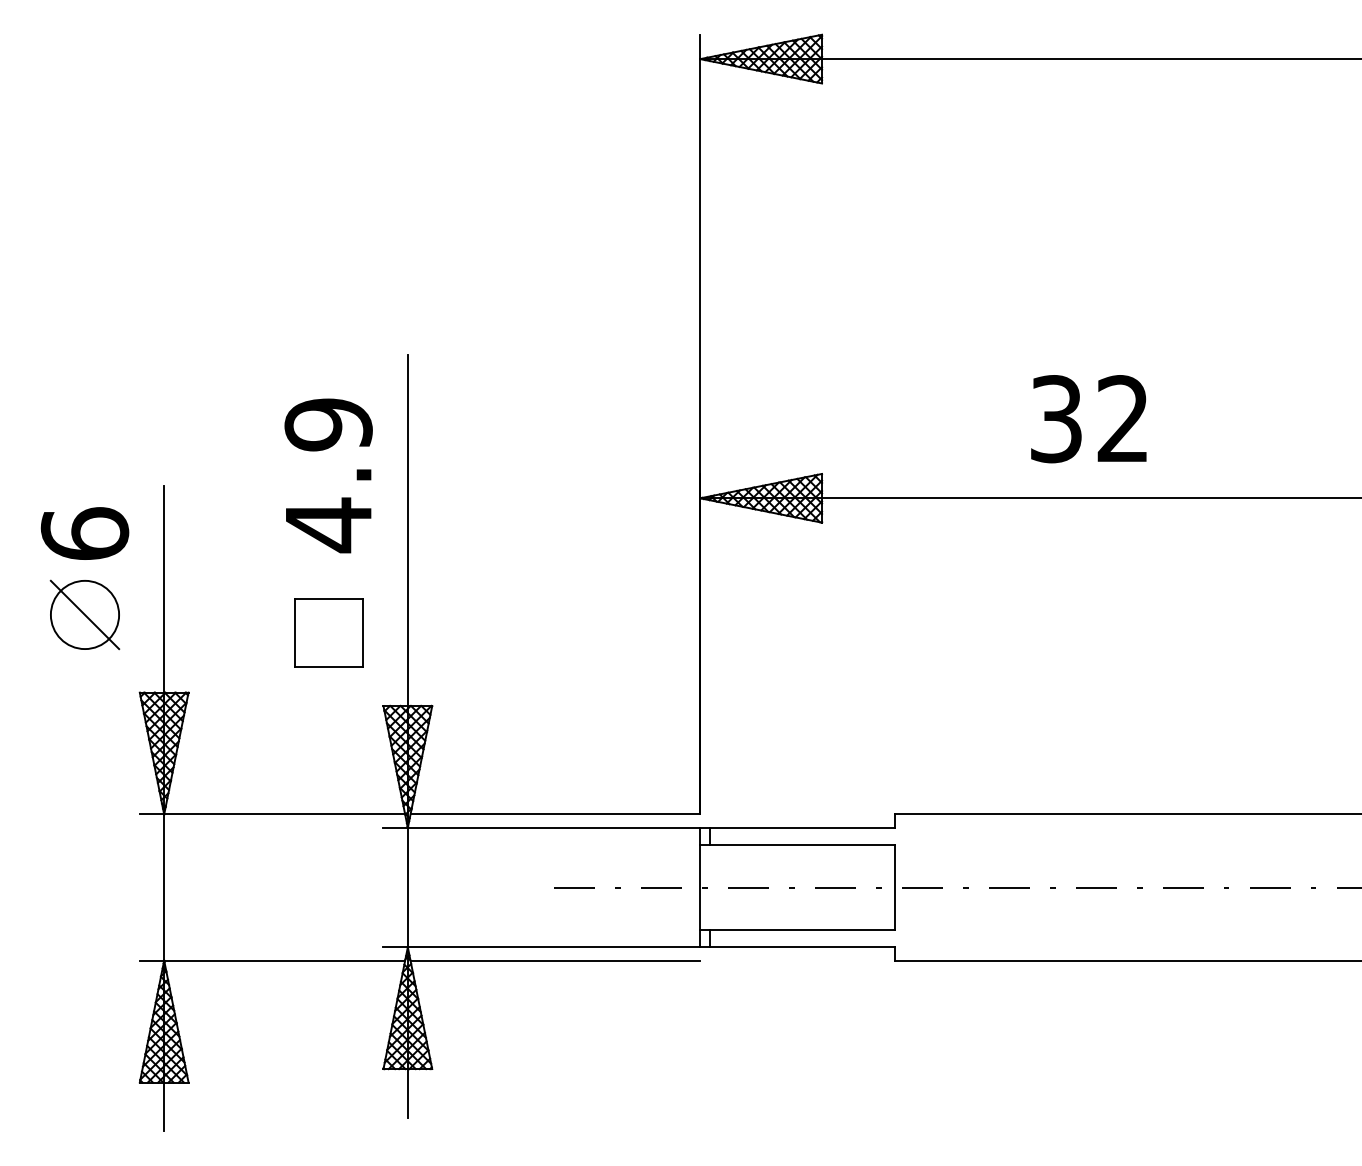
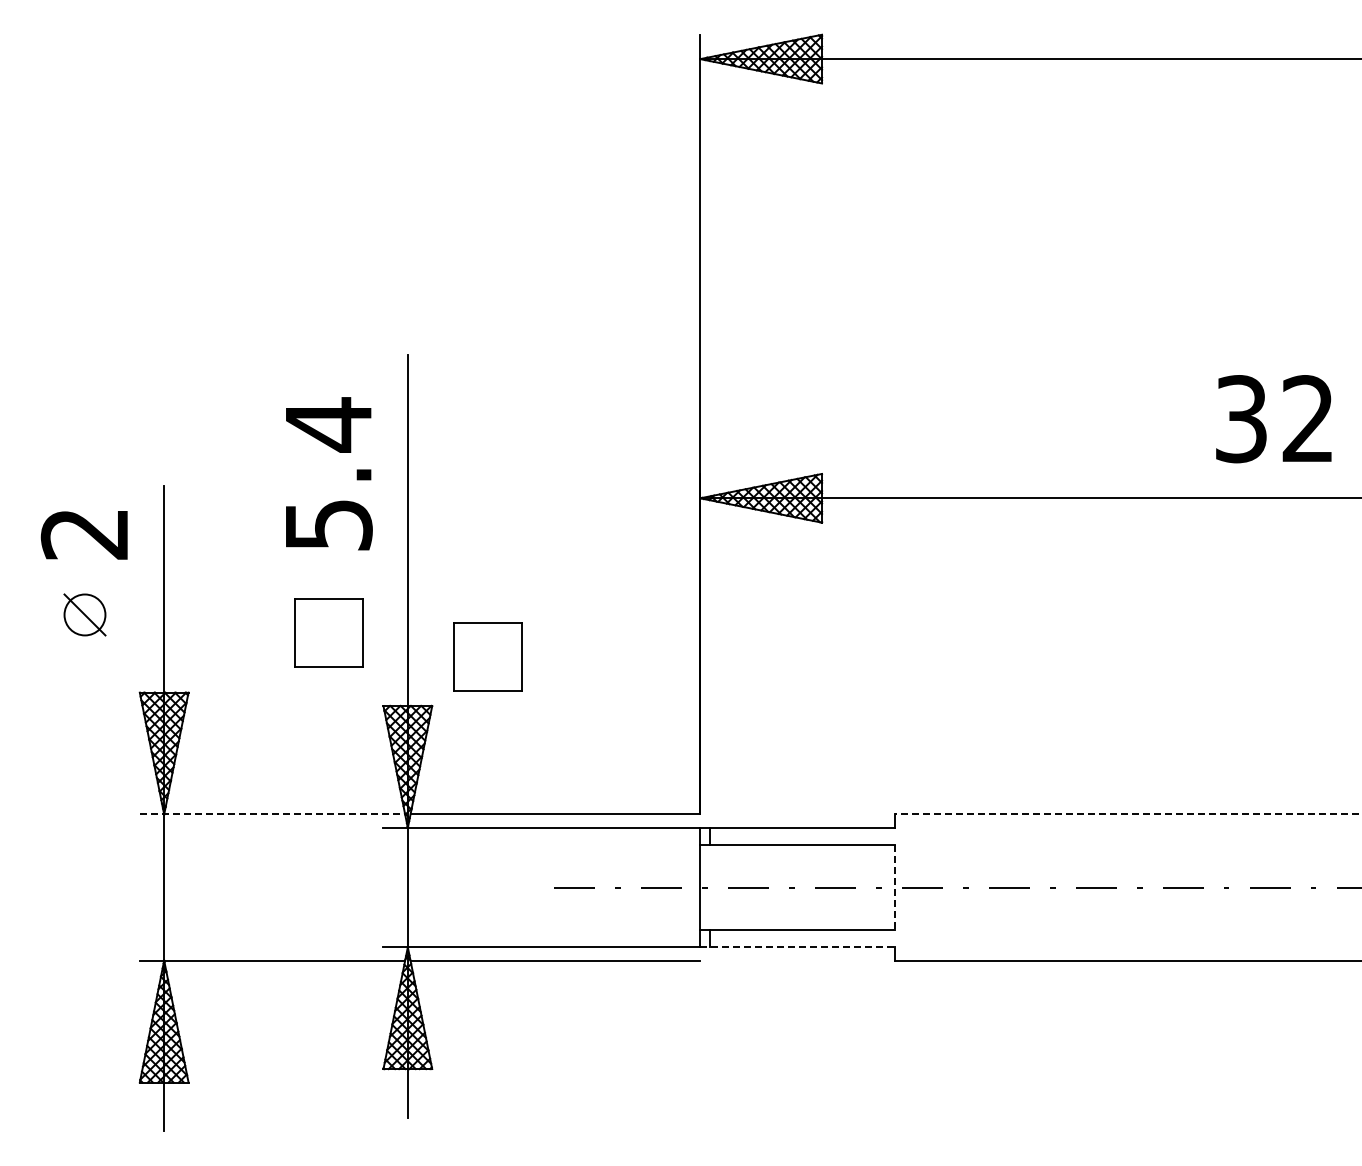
text position: (1088, 419) -> (1273, 419) (1273, 419)
text: 4.9 -> 5.4 (328, 475)
text: 6 -> 2 (84, 533)
part size: 72x72 px -> 44x44 px (84, 614)
part: none -> present (487, 656)
line: solid -> dashed (272, 814)
line: solid -> dashed (1128, 814)
line: solid -> dashed (895, 888)
line: solid -> dashed (798, 947)
